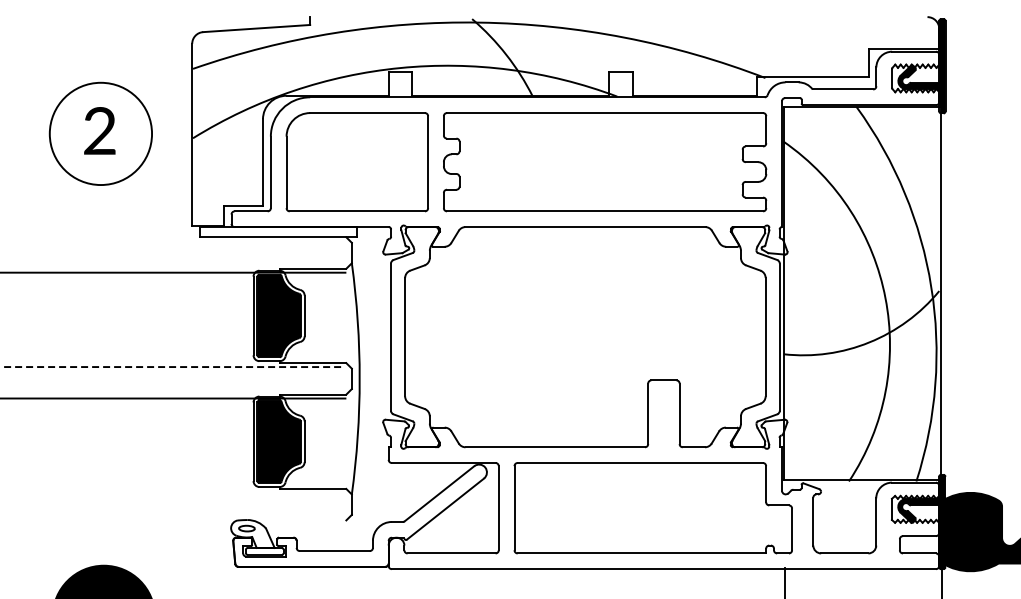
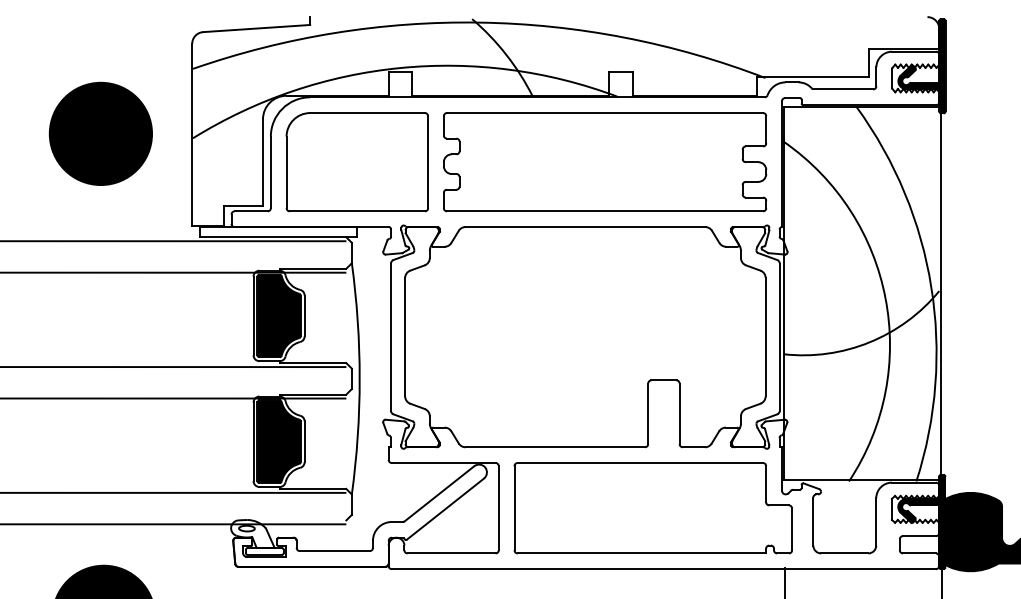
fill: none -> present (100, 133)
line: none -> present (173, 241)
line: dashed -> solid (173, 367)
line: none -> present (173, 492)
line: none -> present (173, 524)
